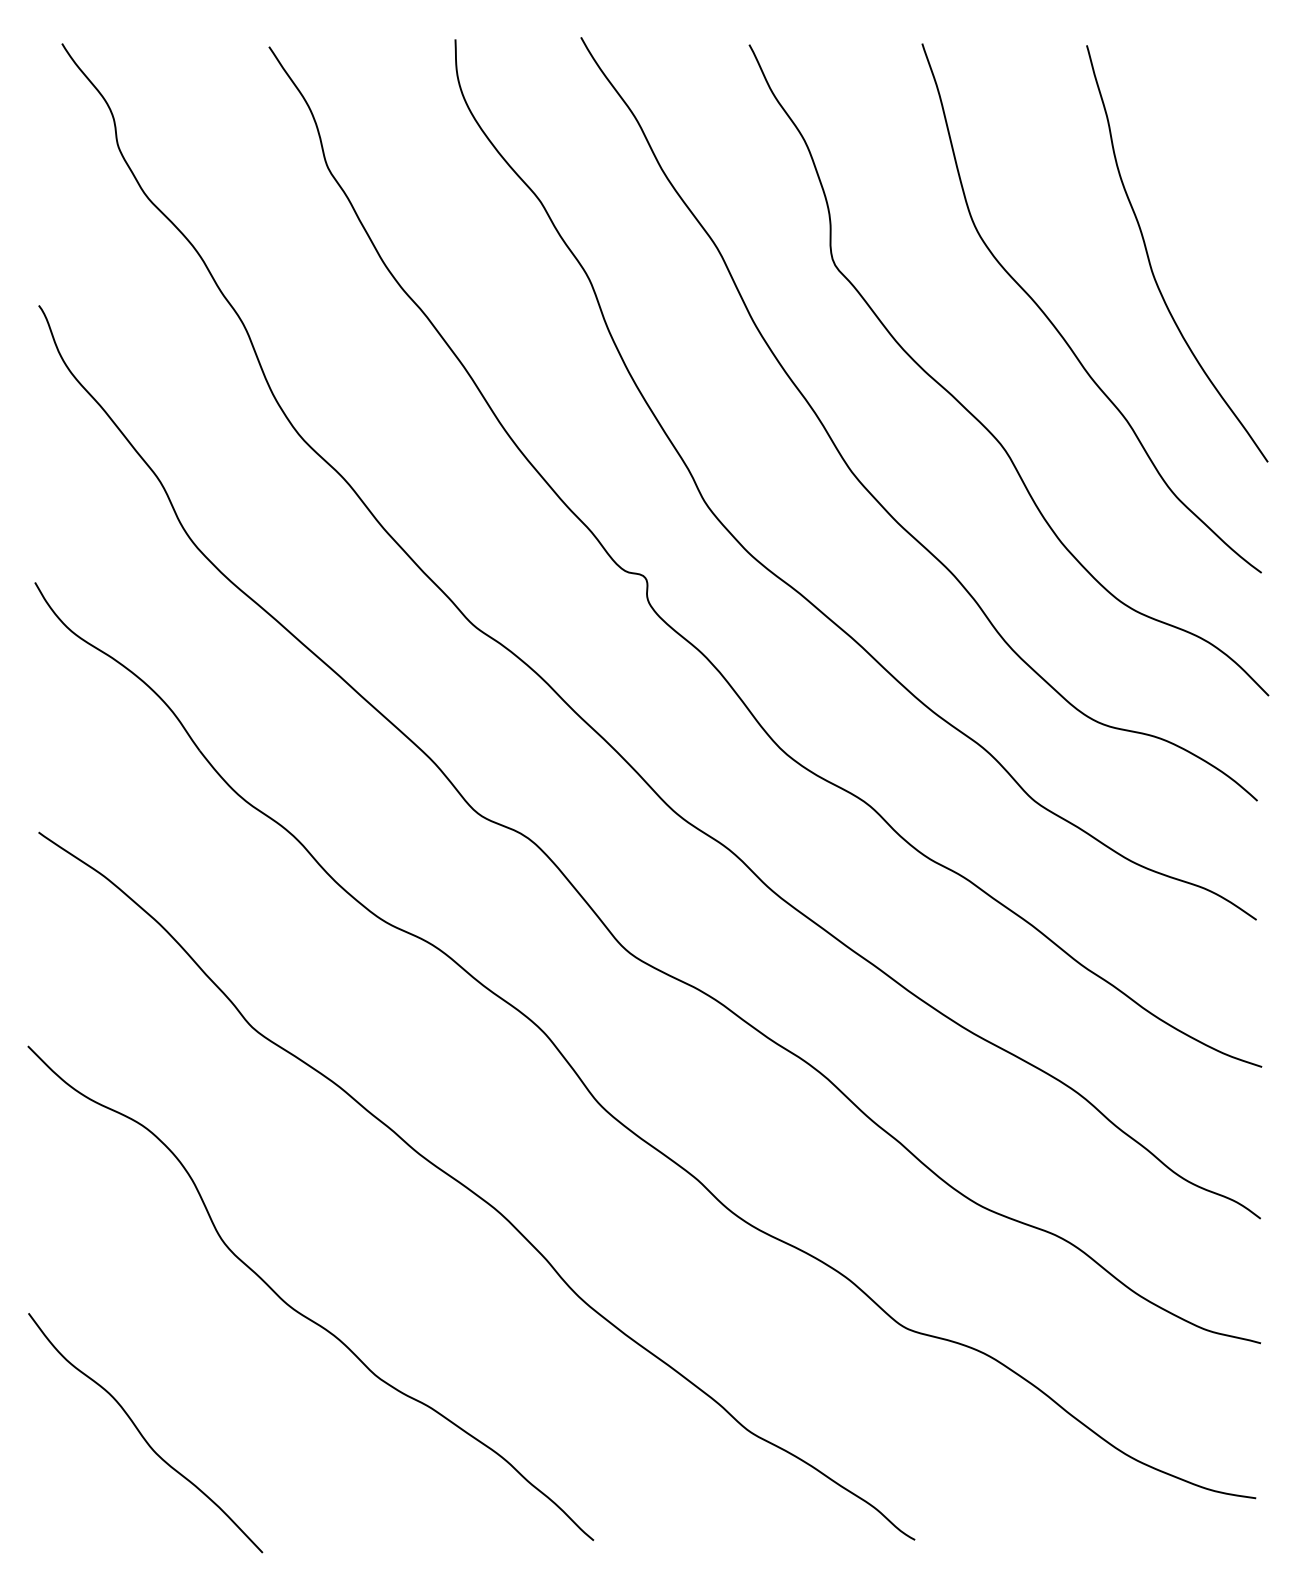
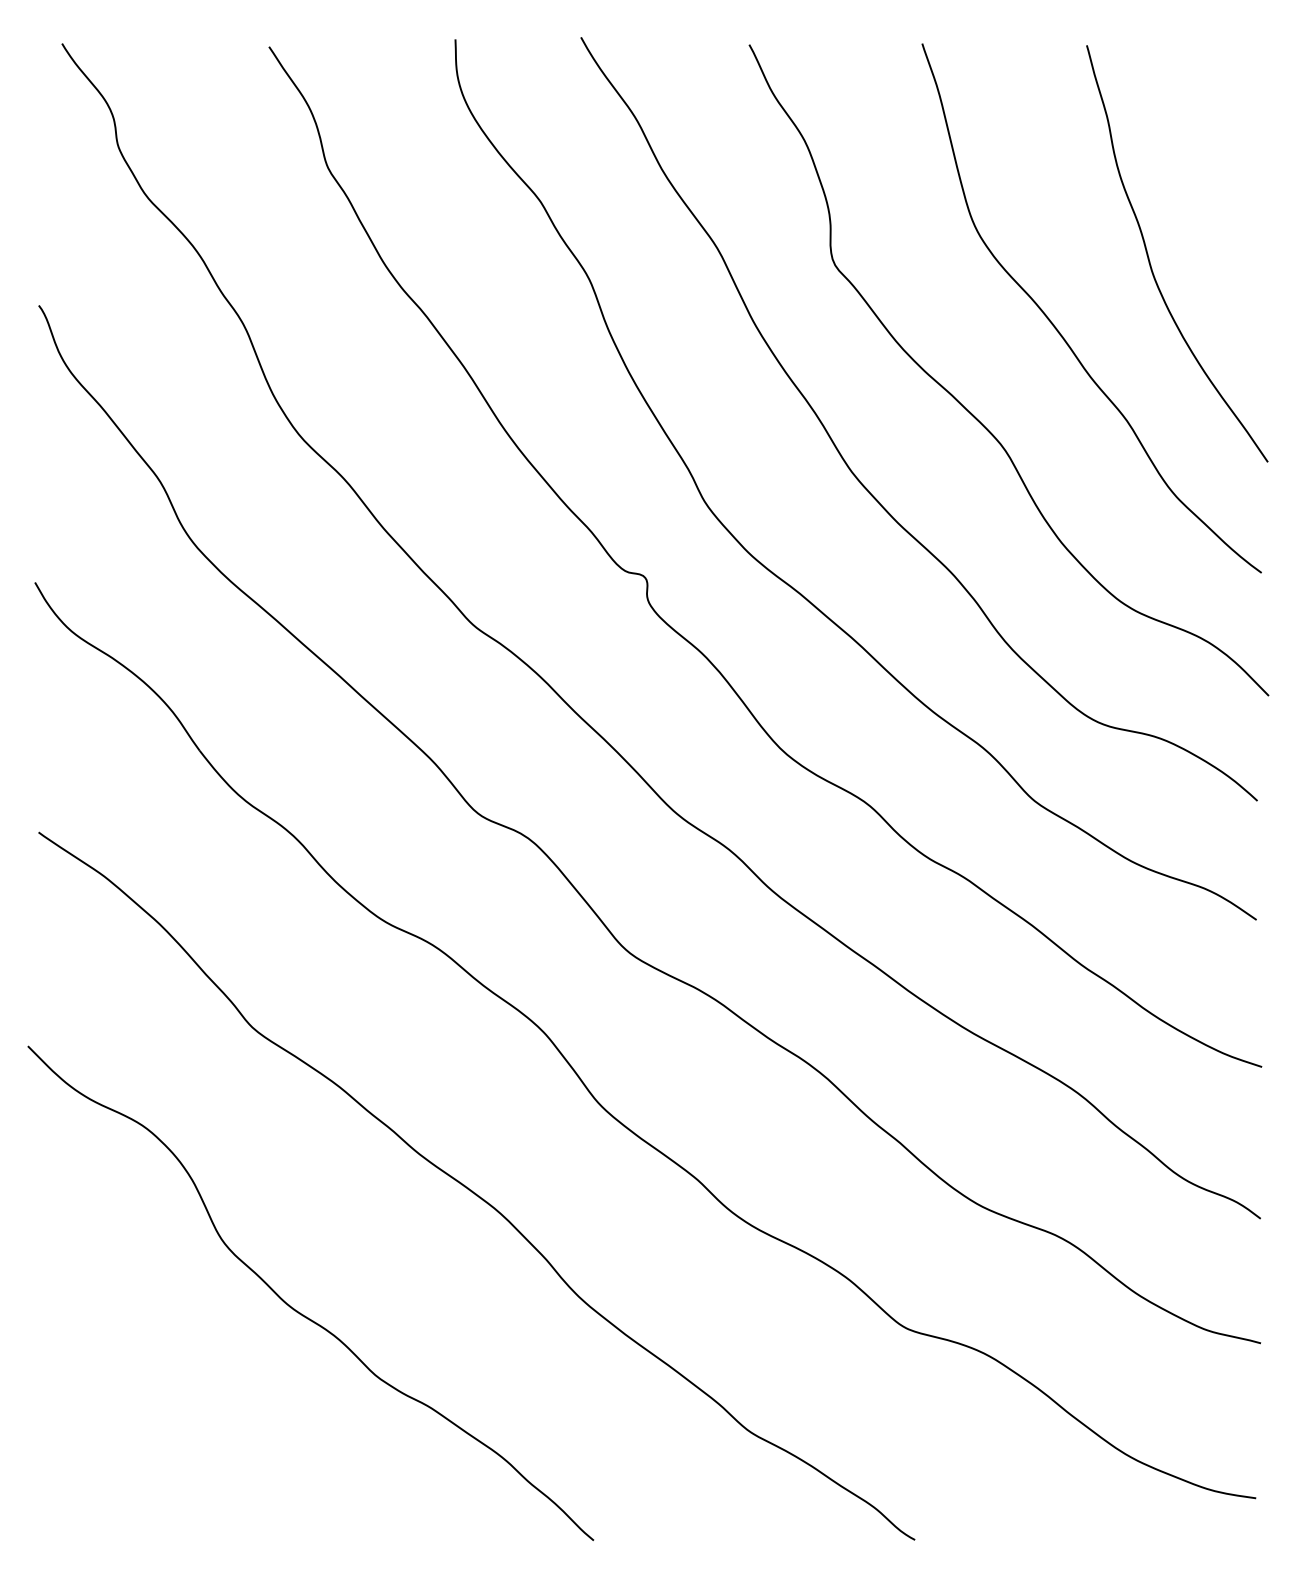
curve: present -> none (142, 1434)
